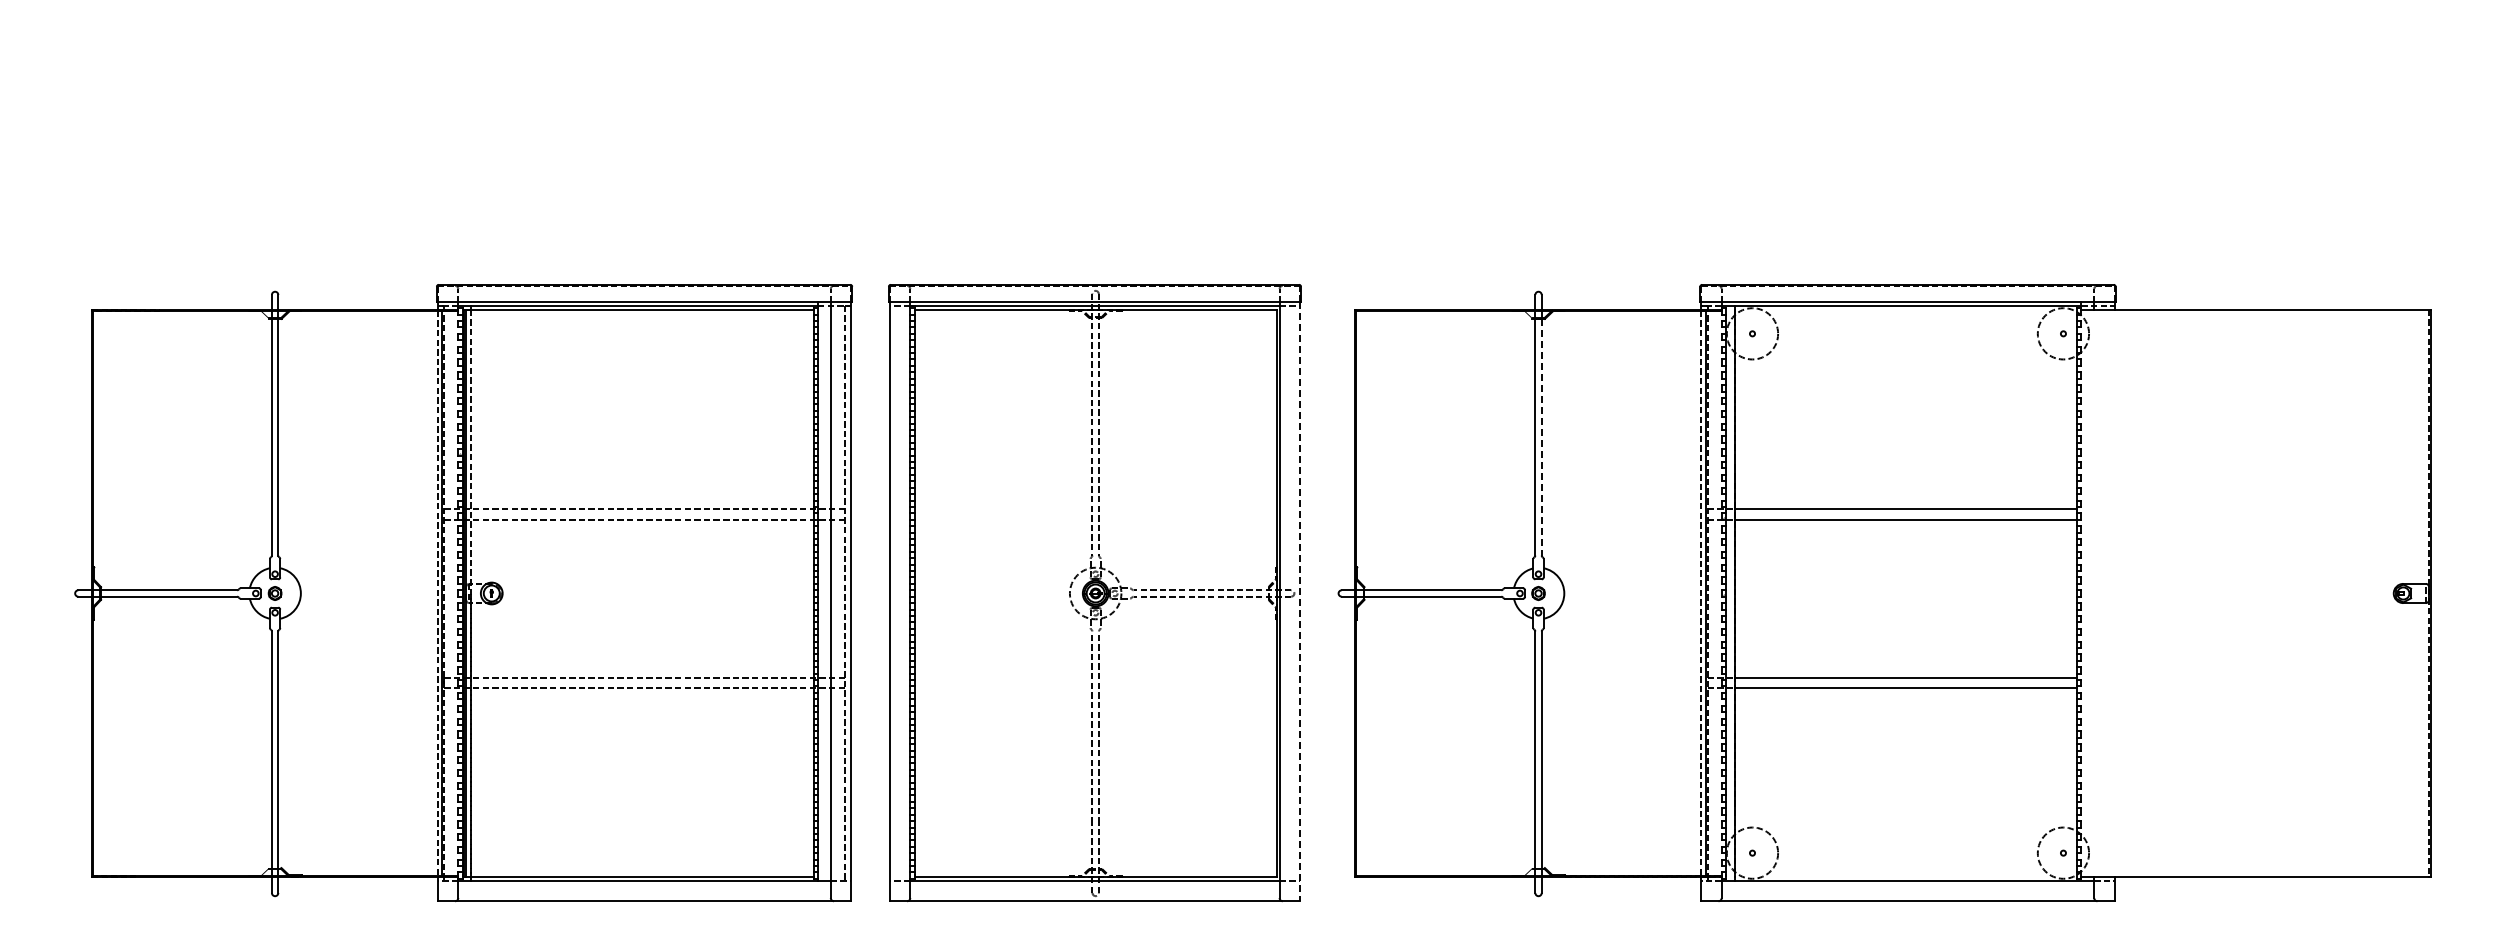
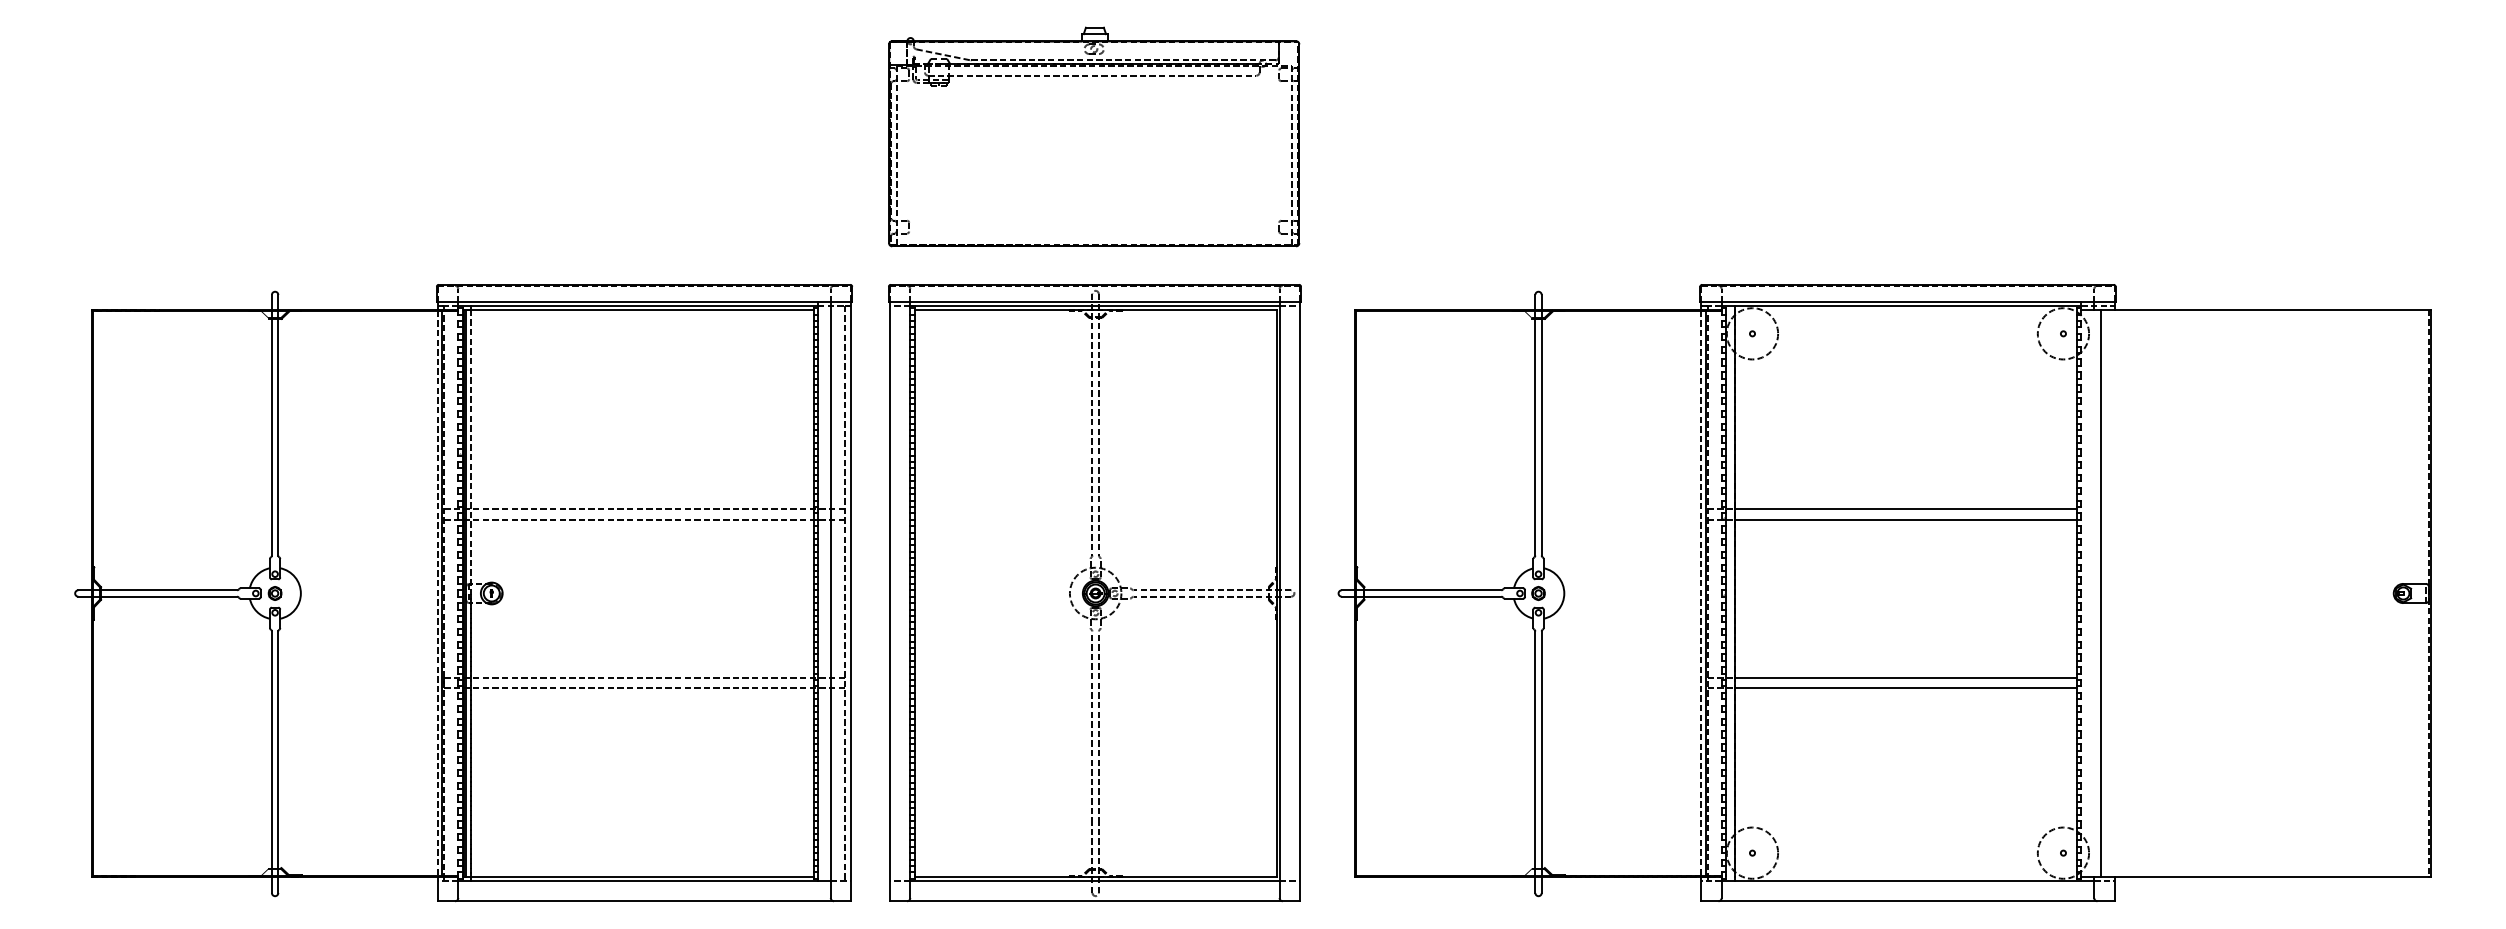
part: none -> present (1094, 136)
line: dashed -> solid (1541, 437)
line: none -> present (2100, 593)
line: dashed -> solid (1300, 602)
